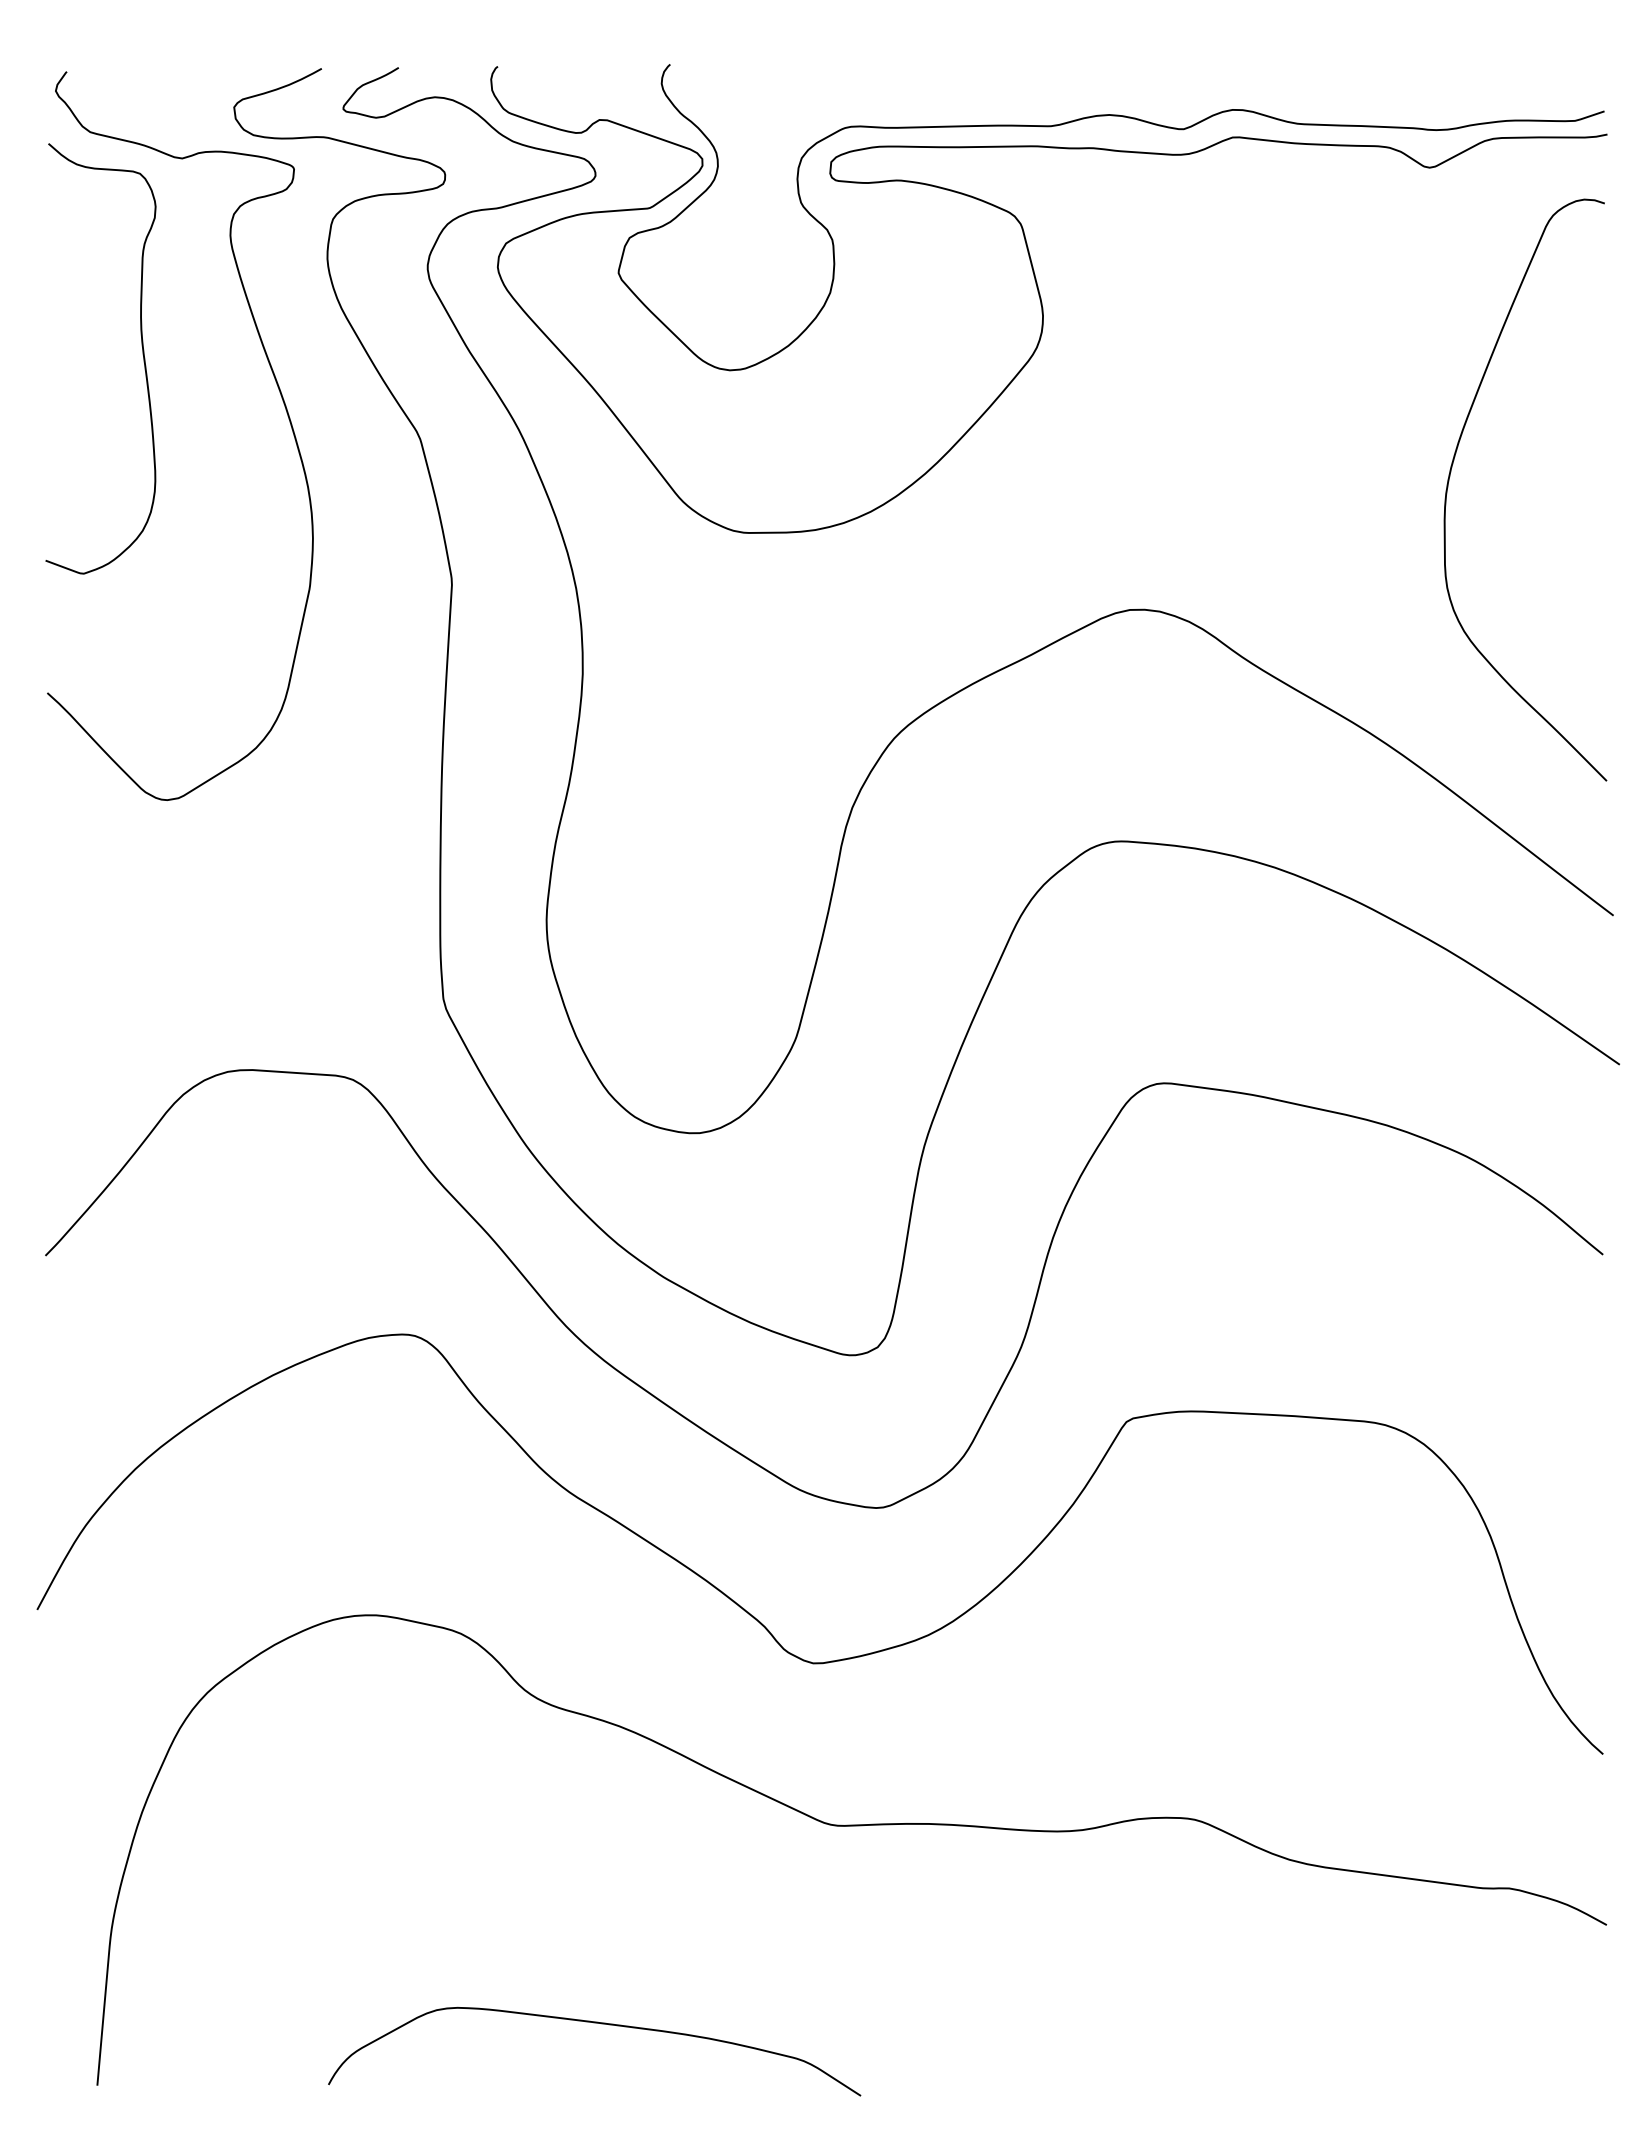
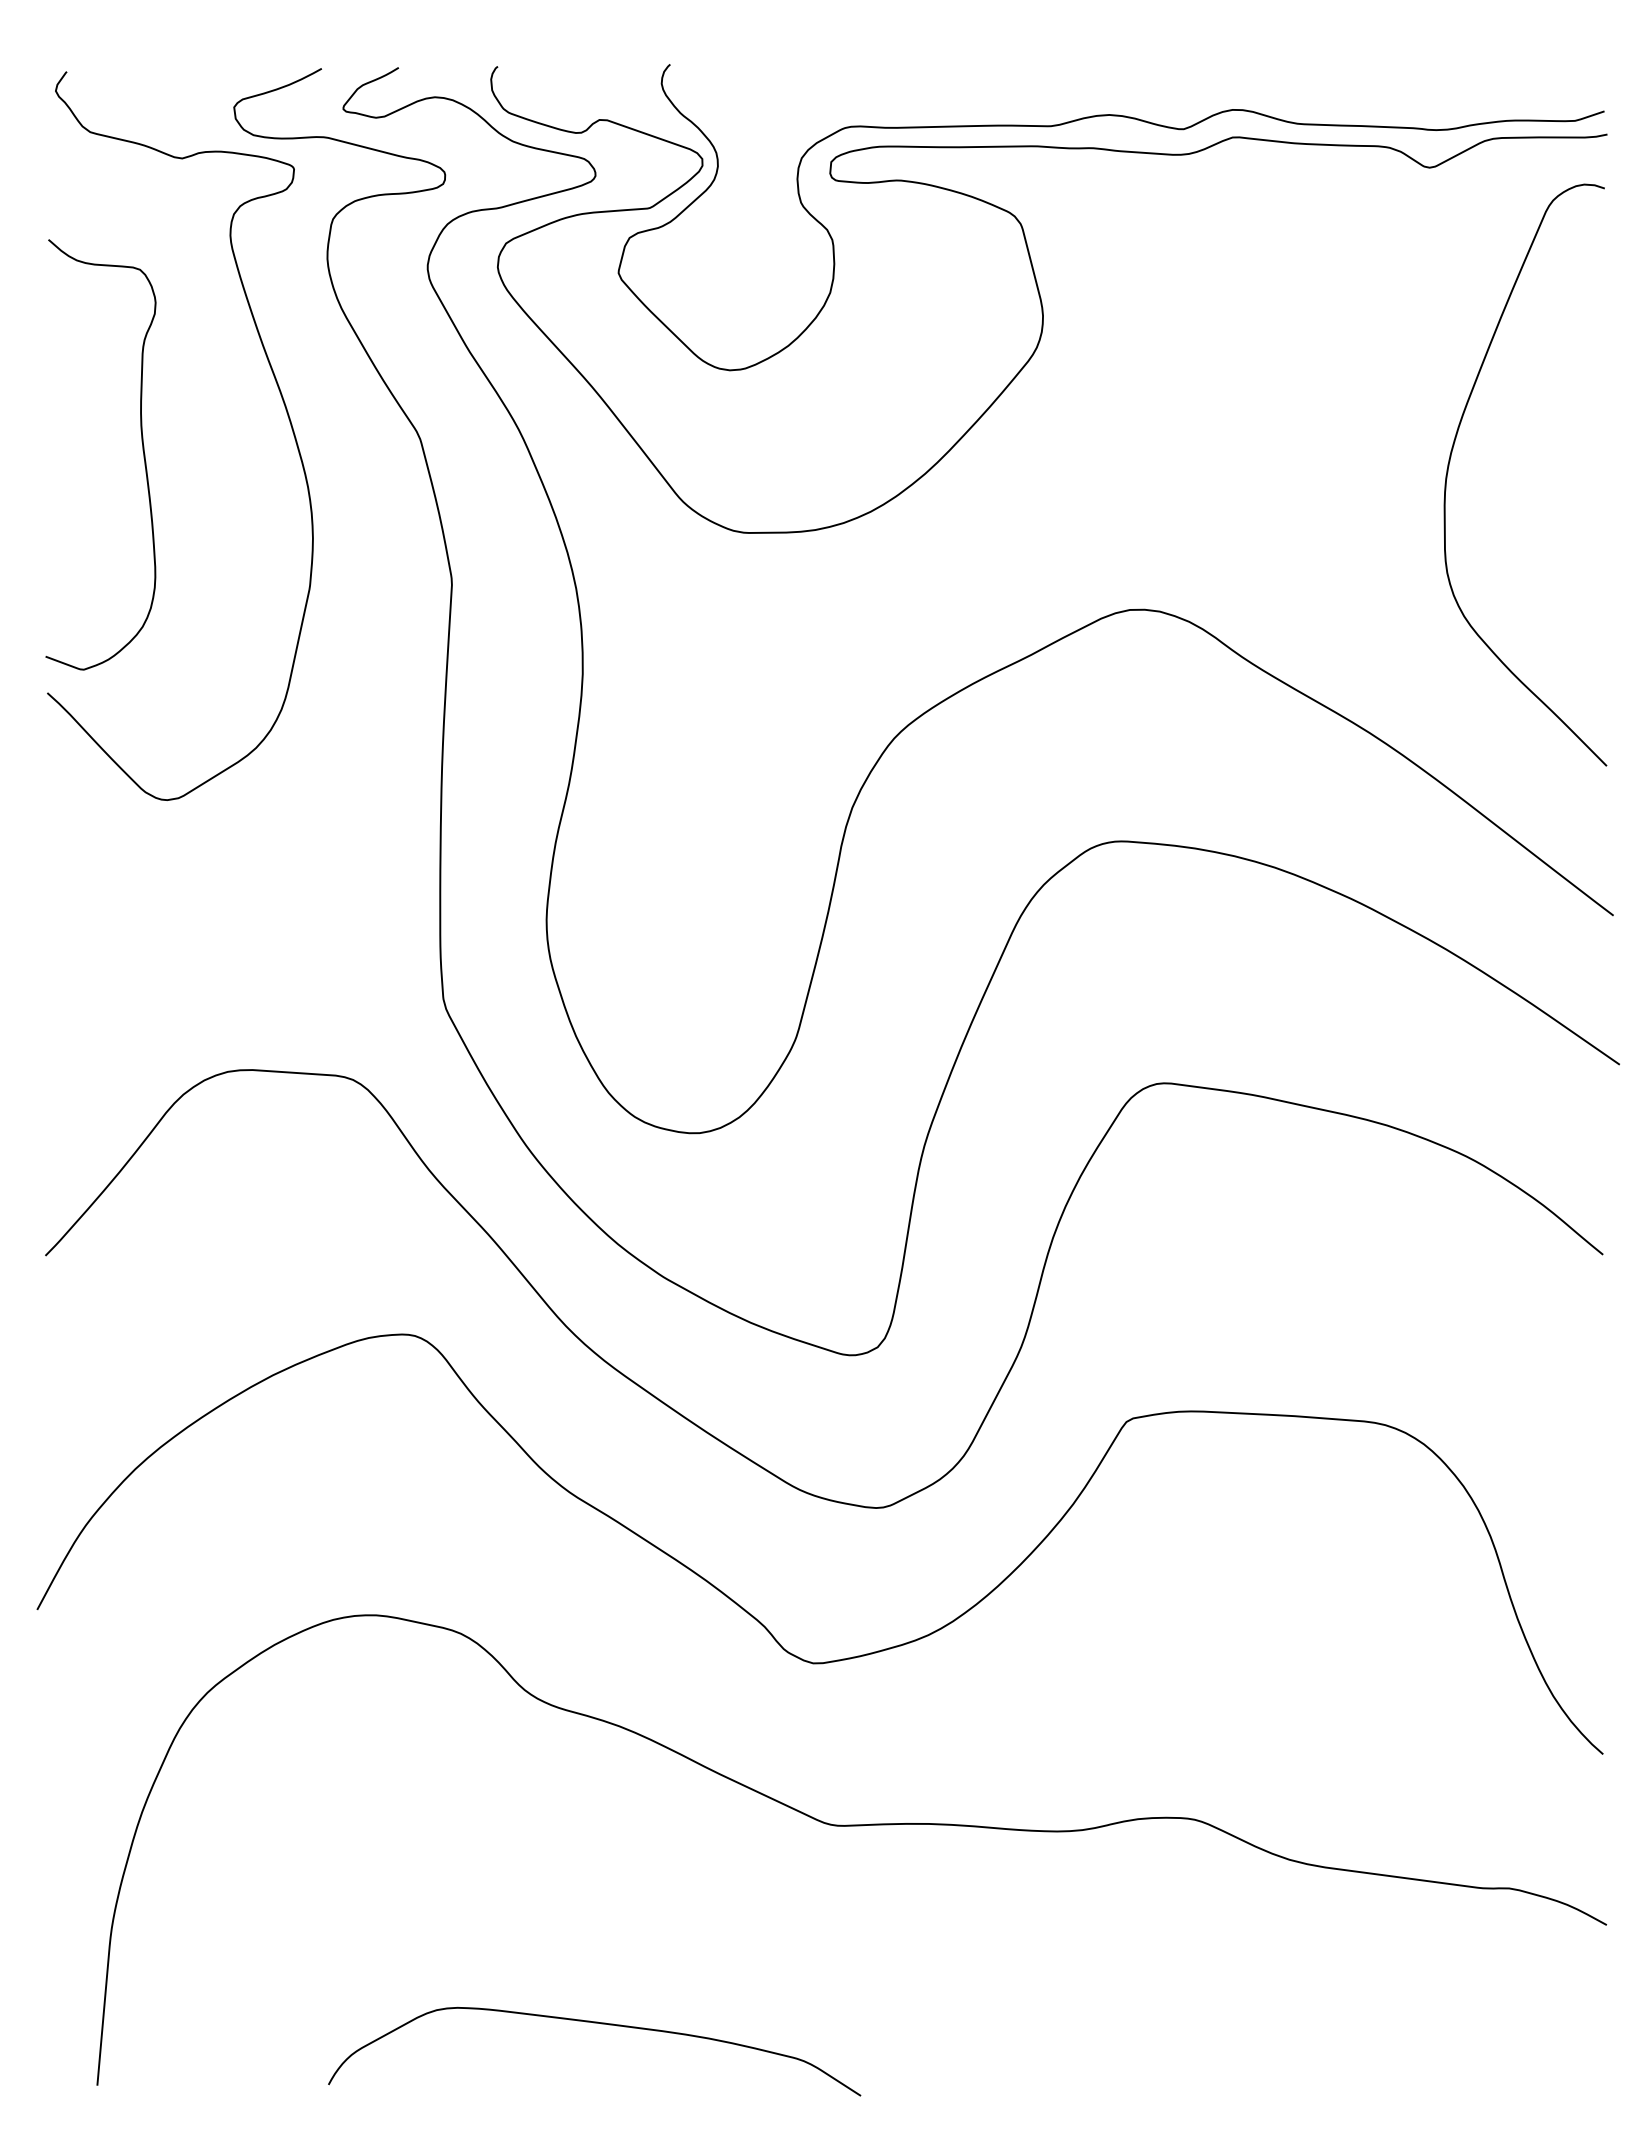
curve position: (142, 354) -> (142, 450) (142, 450)
curve position: (1451, 472) -> (1451, 457) (1451, 457)
